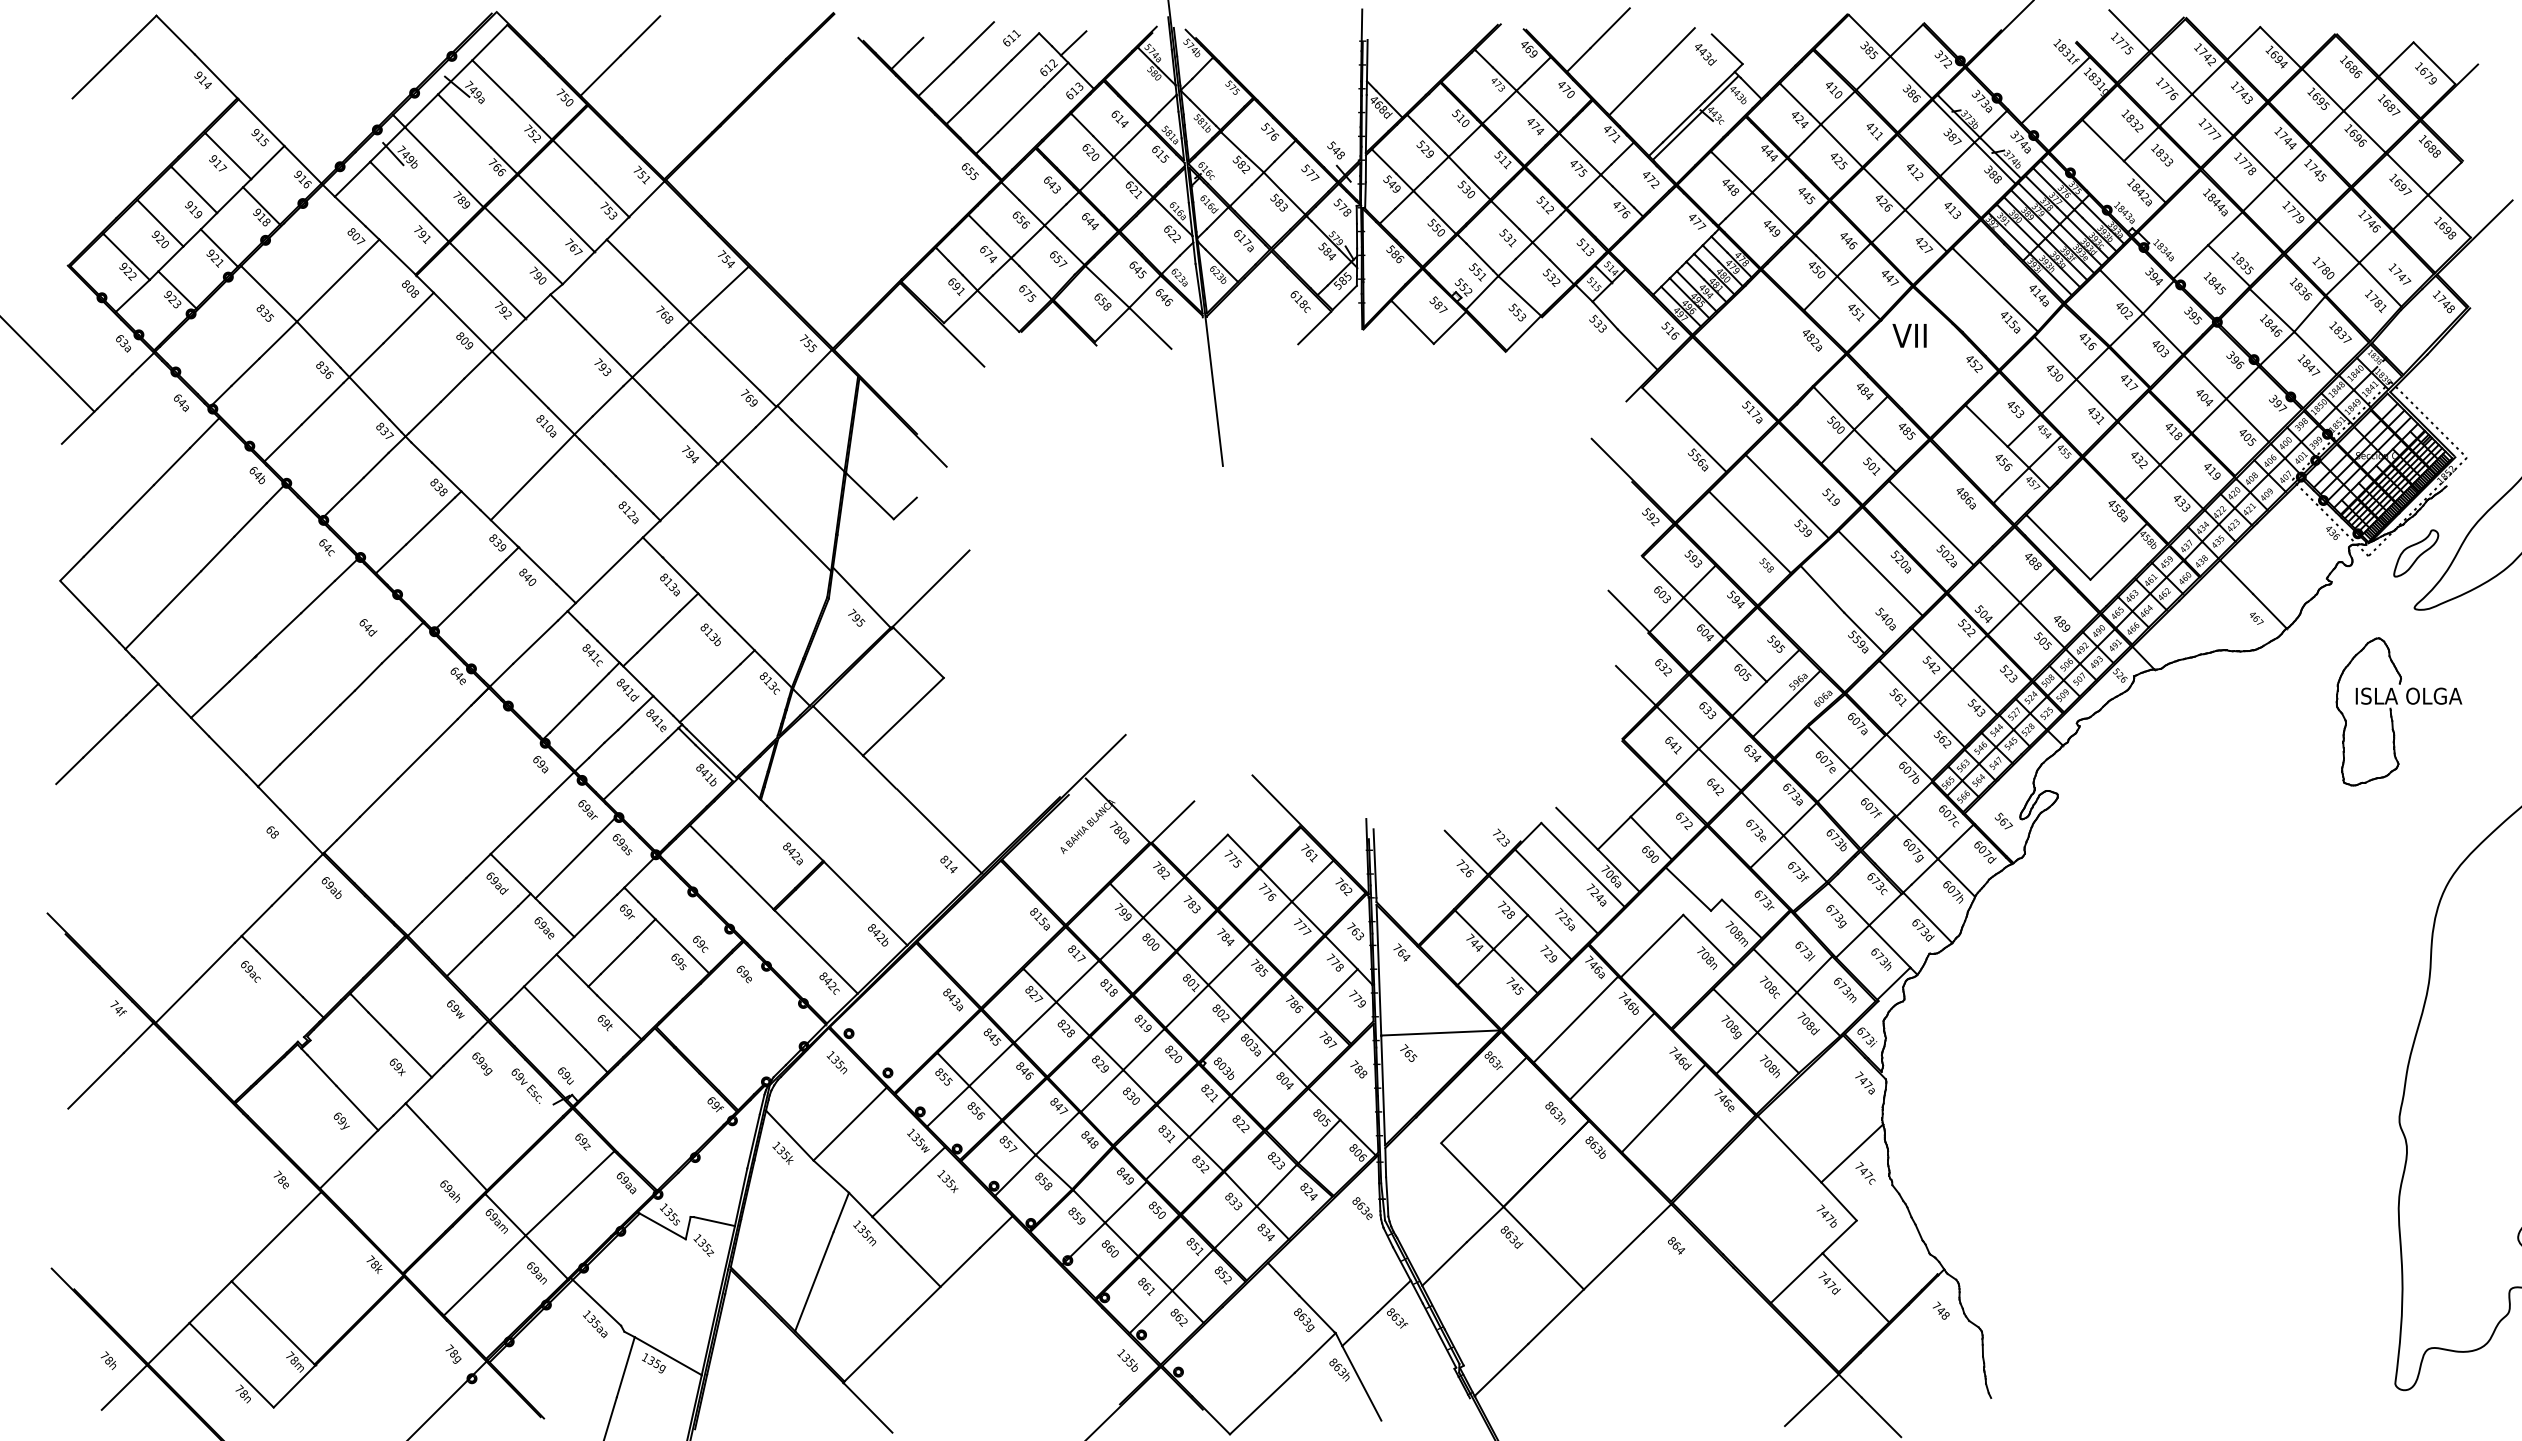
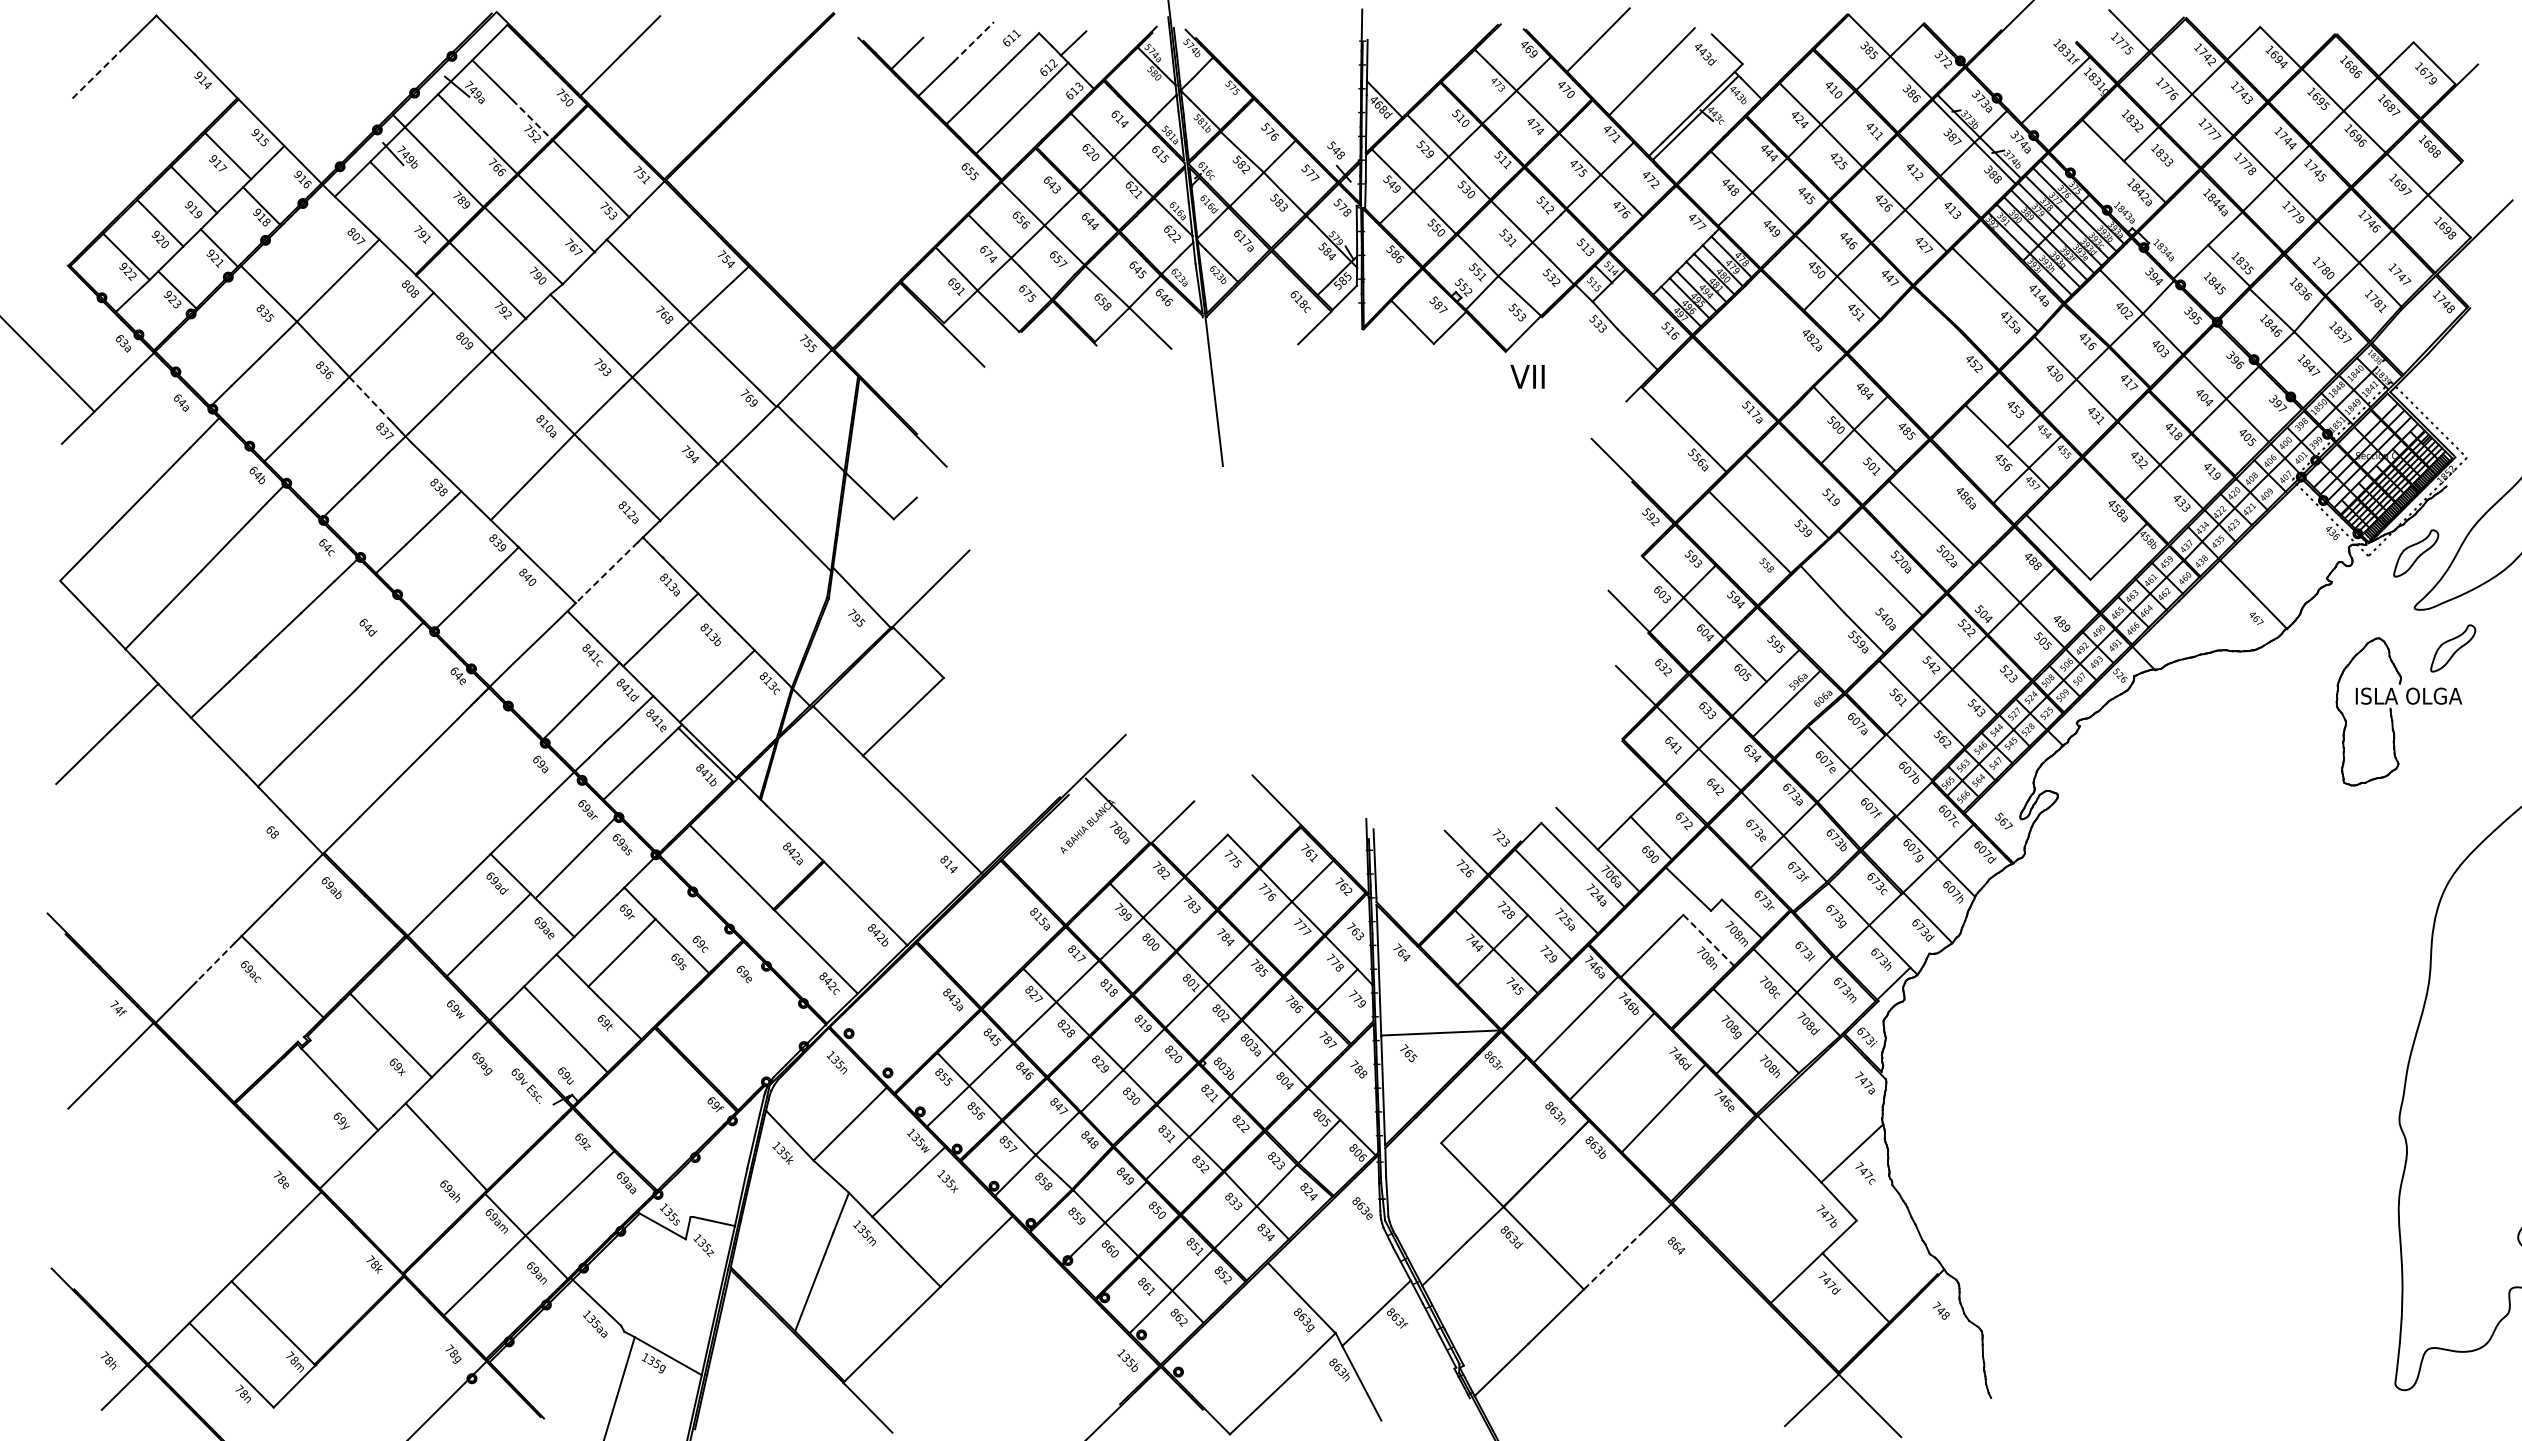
line: solid -> dashed (974, 41)
line: solid -> dashed (96, 74)
line: solid -> dashed (532, 120)
text position: (1909, 335) -> (1527, 376) (1527, 376)
line: solid -> dashed (369, 398)
line: solid -> dashed (606, 573)
part: none -> present (2453, 648)
line: solid -> dashed (1708, 940)
line: solid -> dashed (215, 962)
line: solid -> dashed (1613, 1260)
